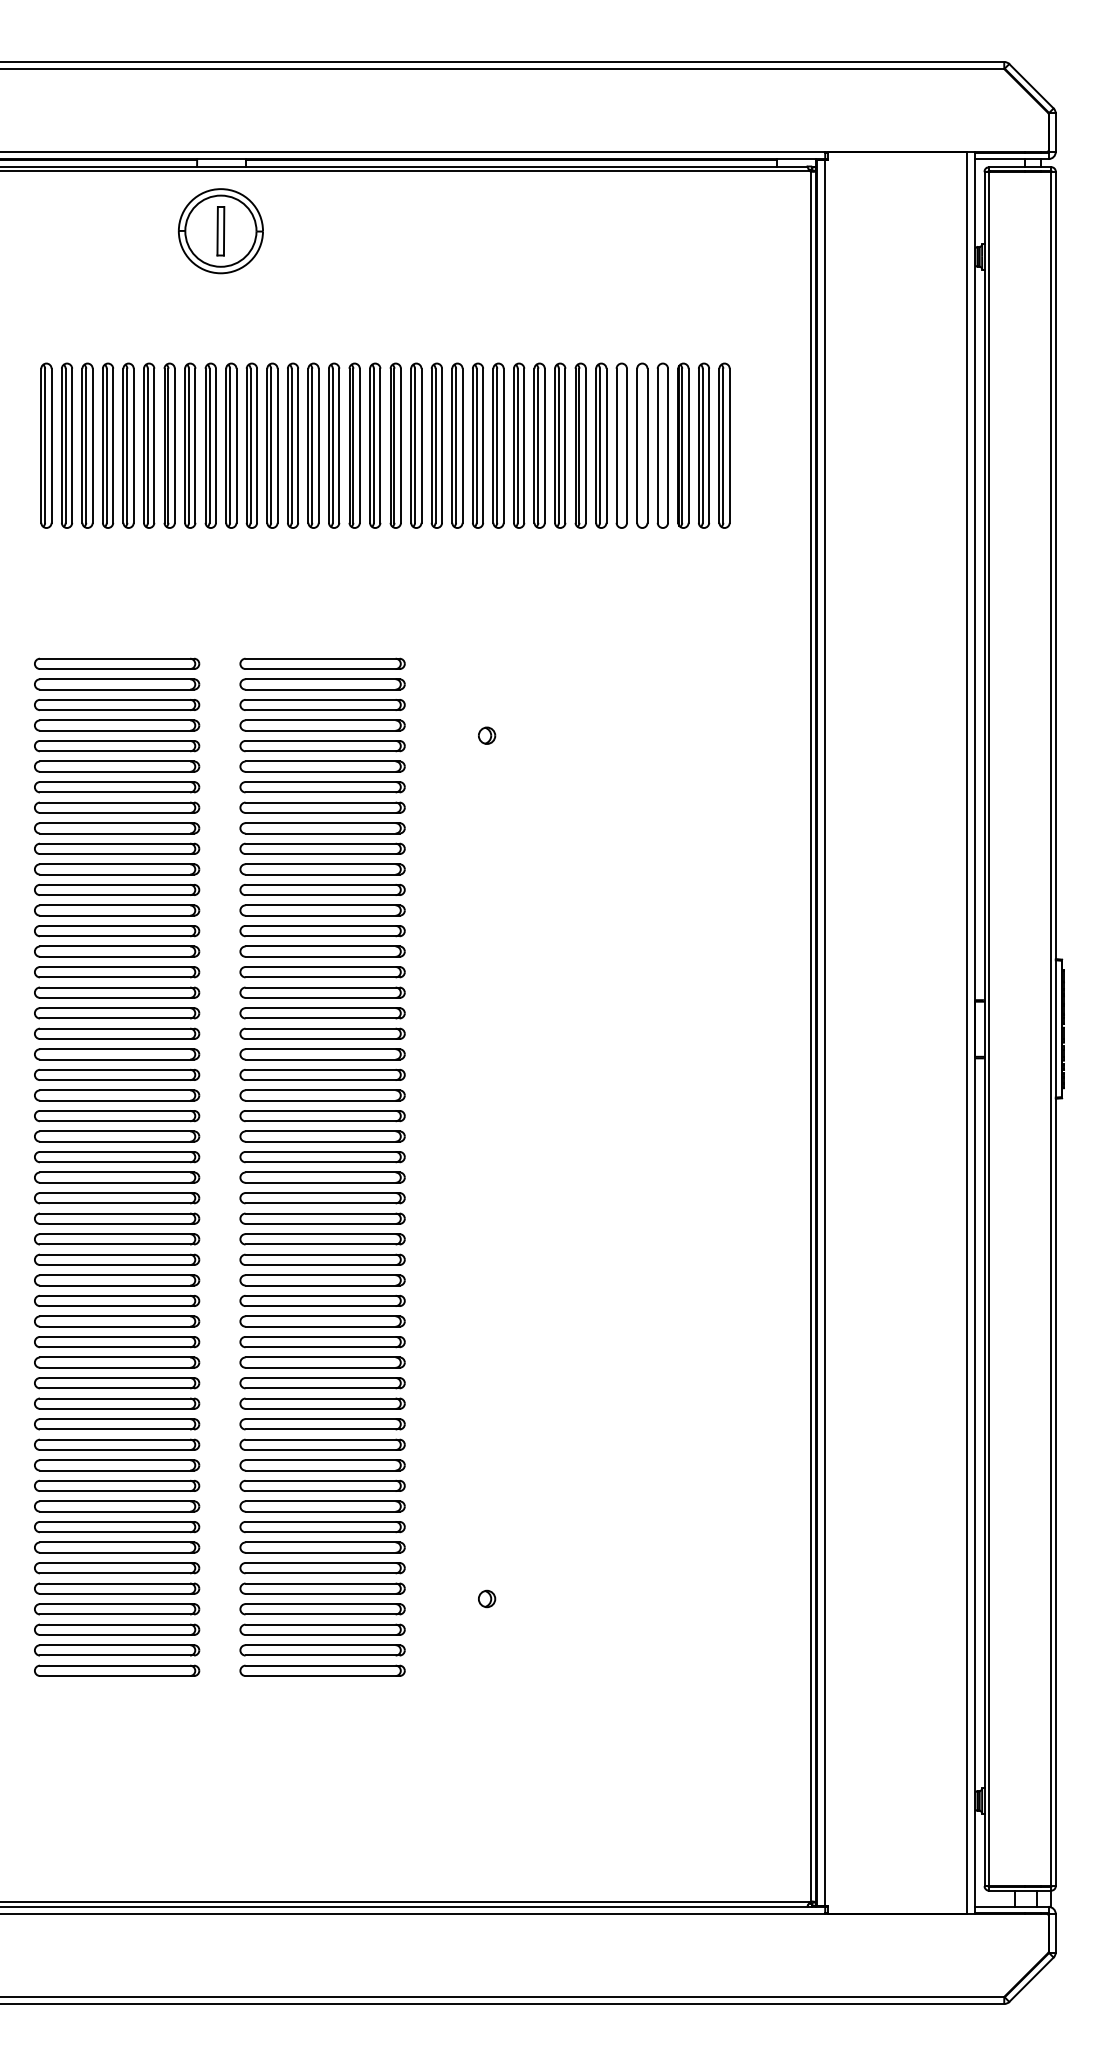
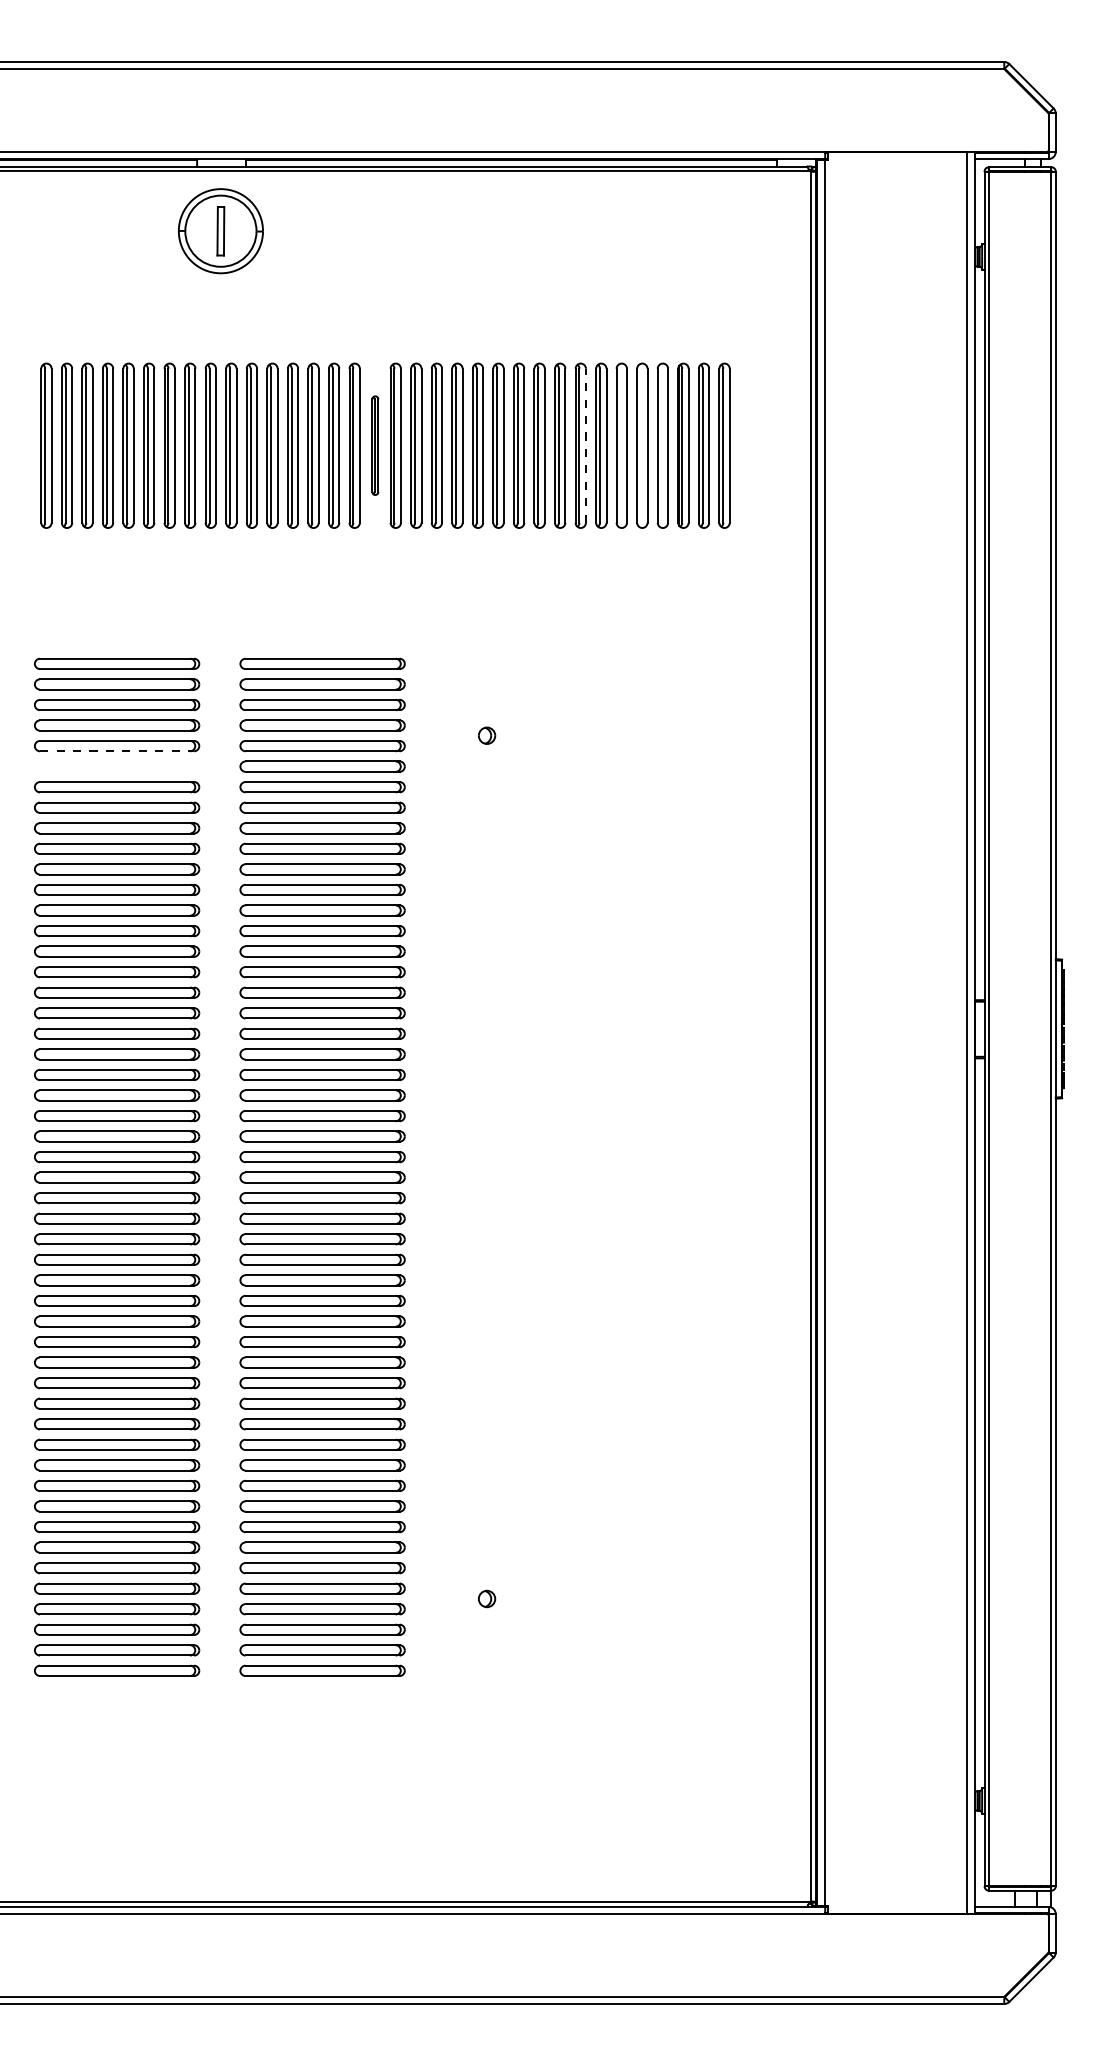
part size: 13x167 px -> 9x101 px (375, 445)
line: solid -> dashed (585, 445)
line: solid -> dashed (117, 751)
part: present -> none (117, 766)
